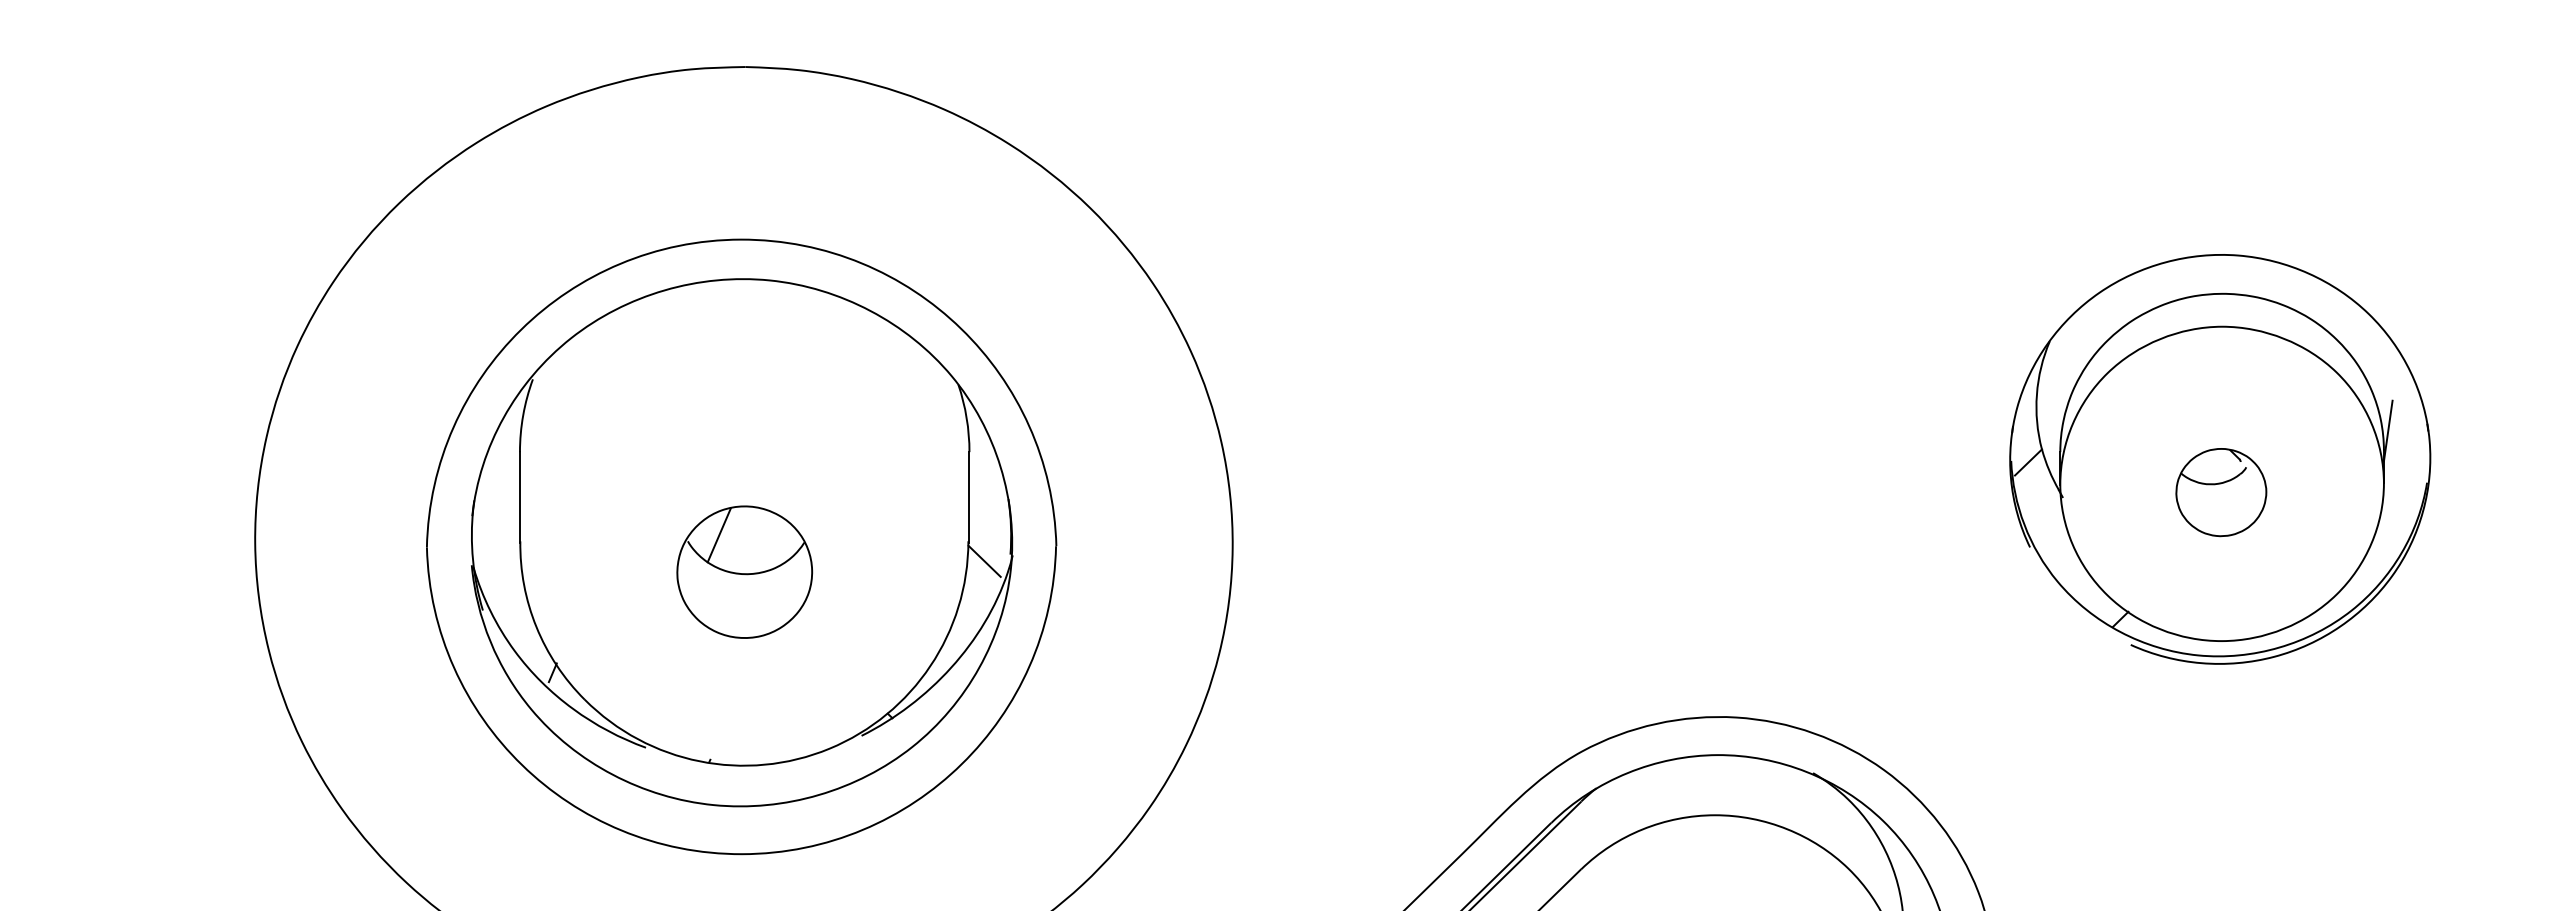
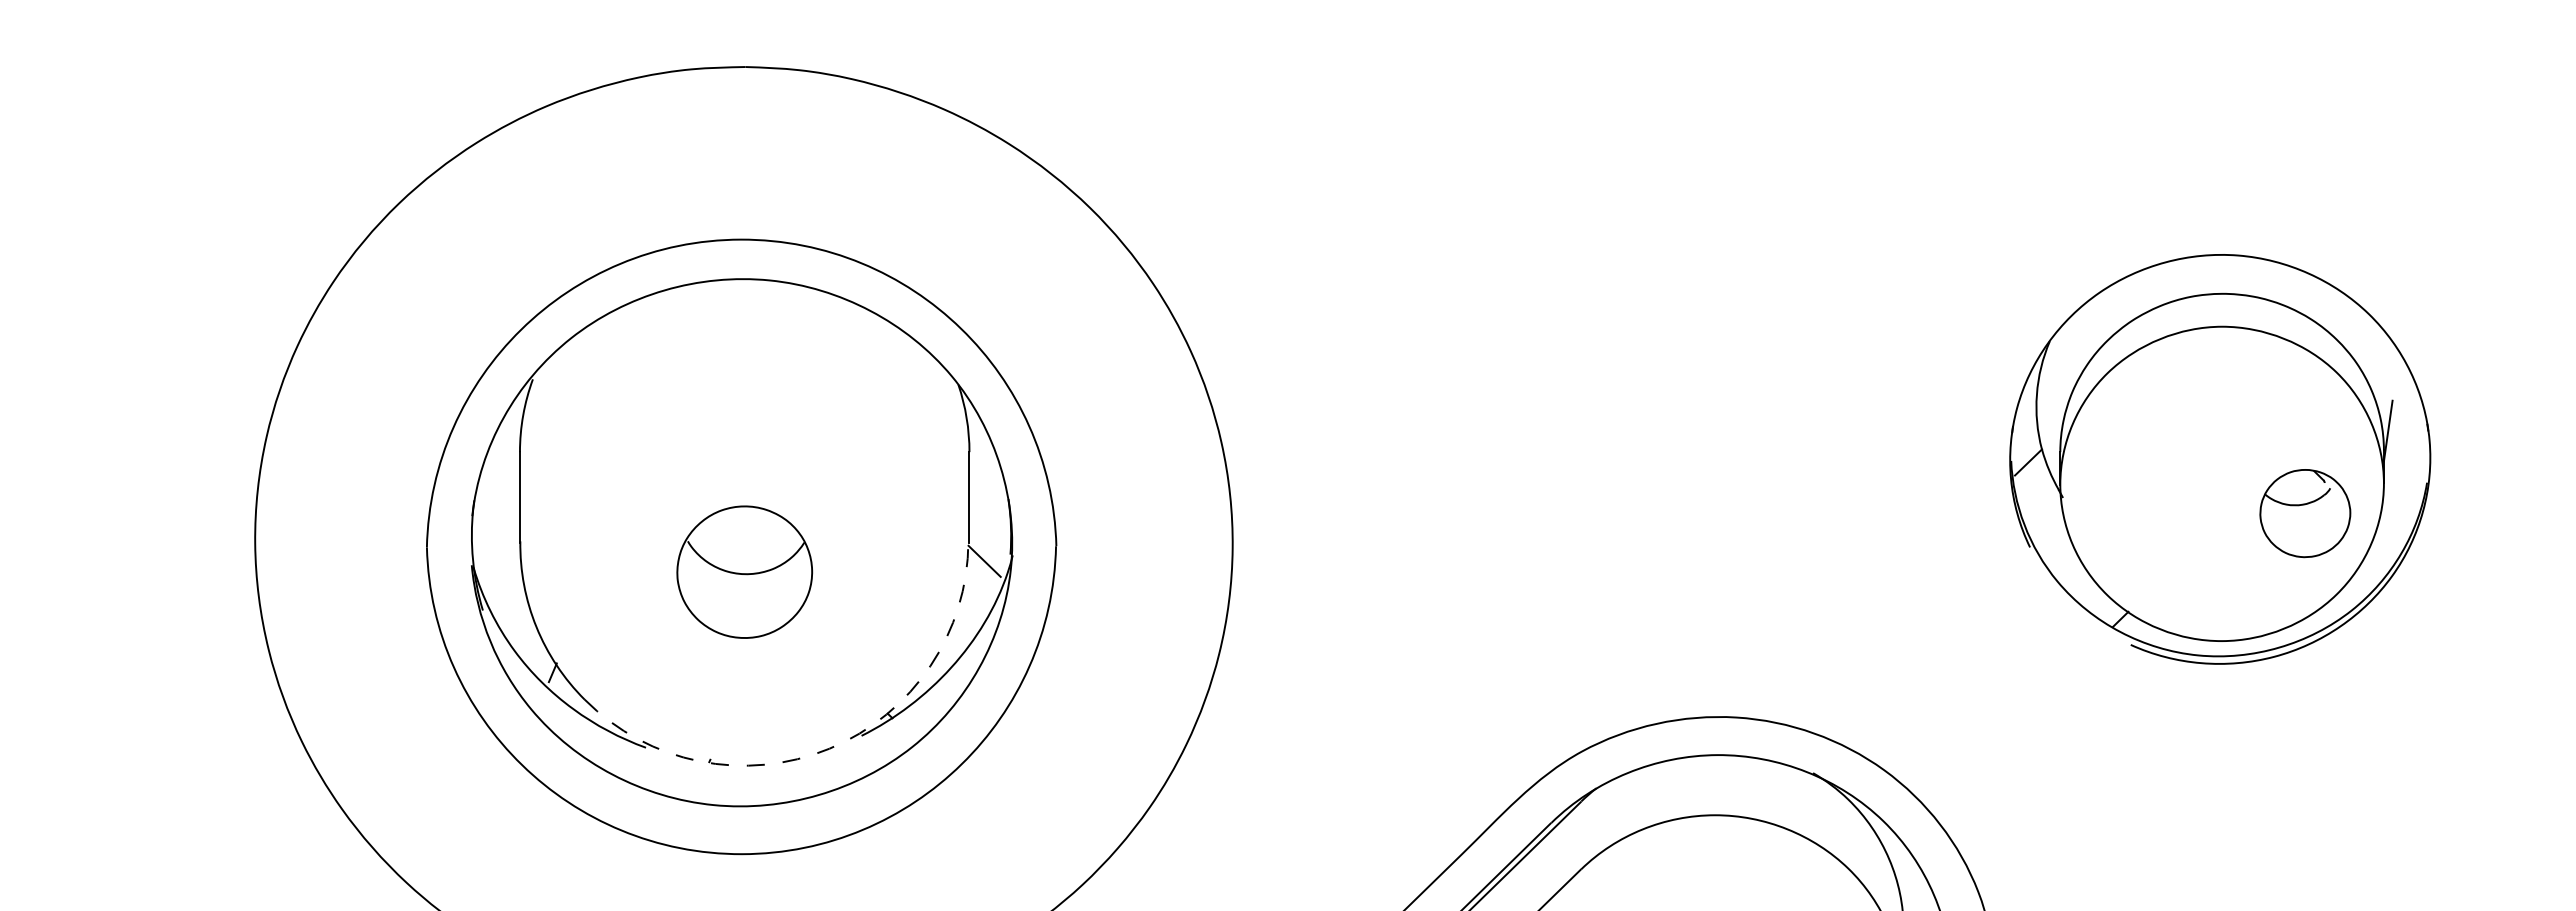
part position: (2221, 492) -> (2305, 513) (2305, 513)
line: present -> none (718, 535)
arc: solid -> dashed (829, 748)
